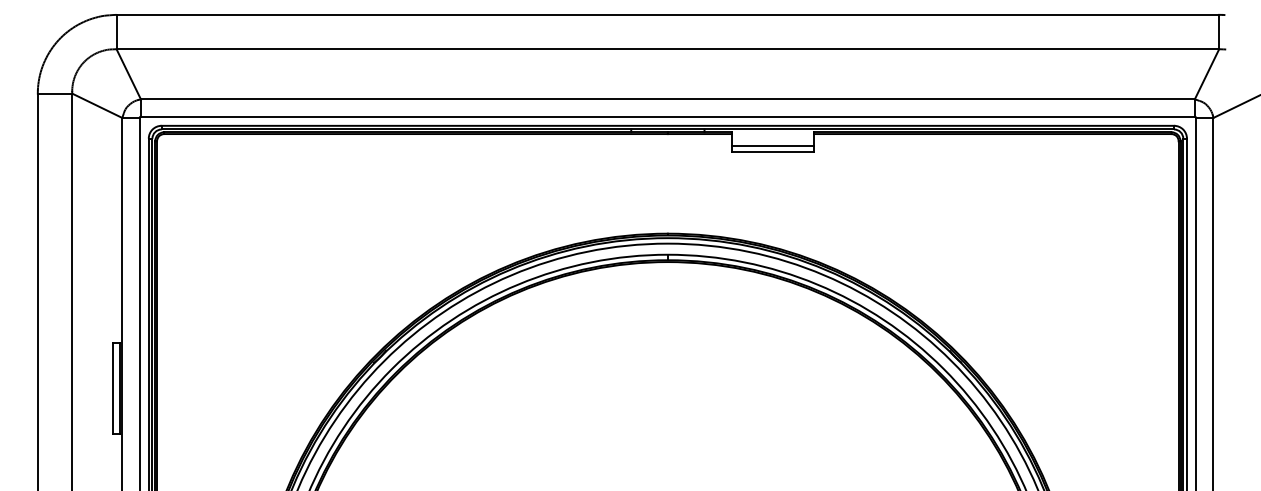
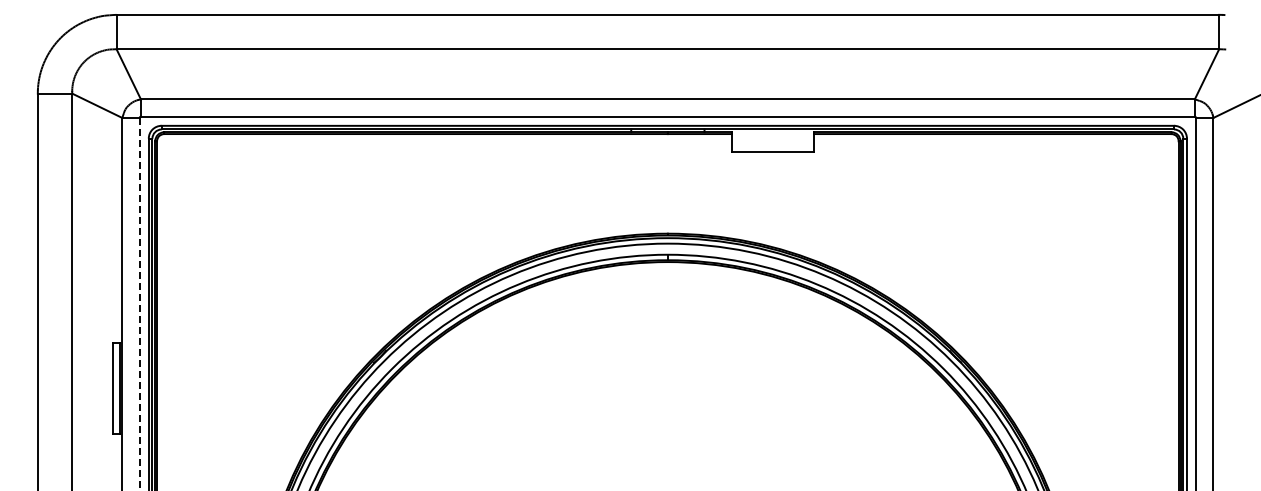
line: present -> none (773, 145)
line: solid -> dashed (139, 304)
